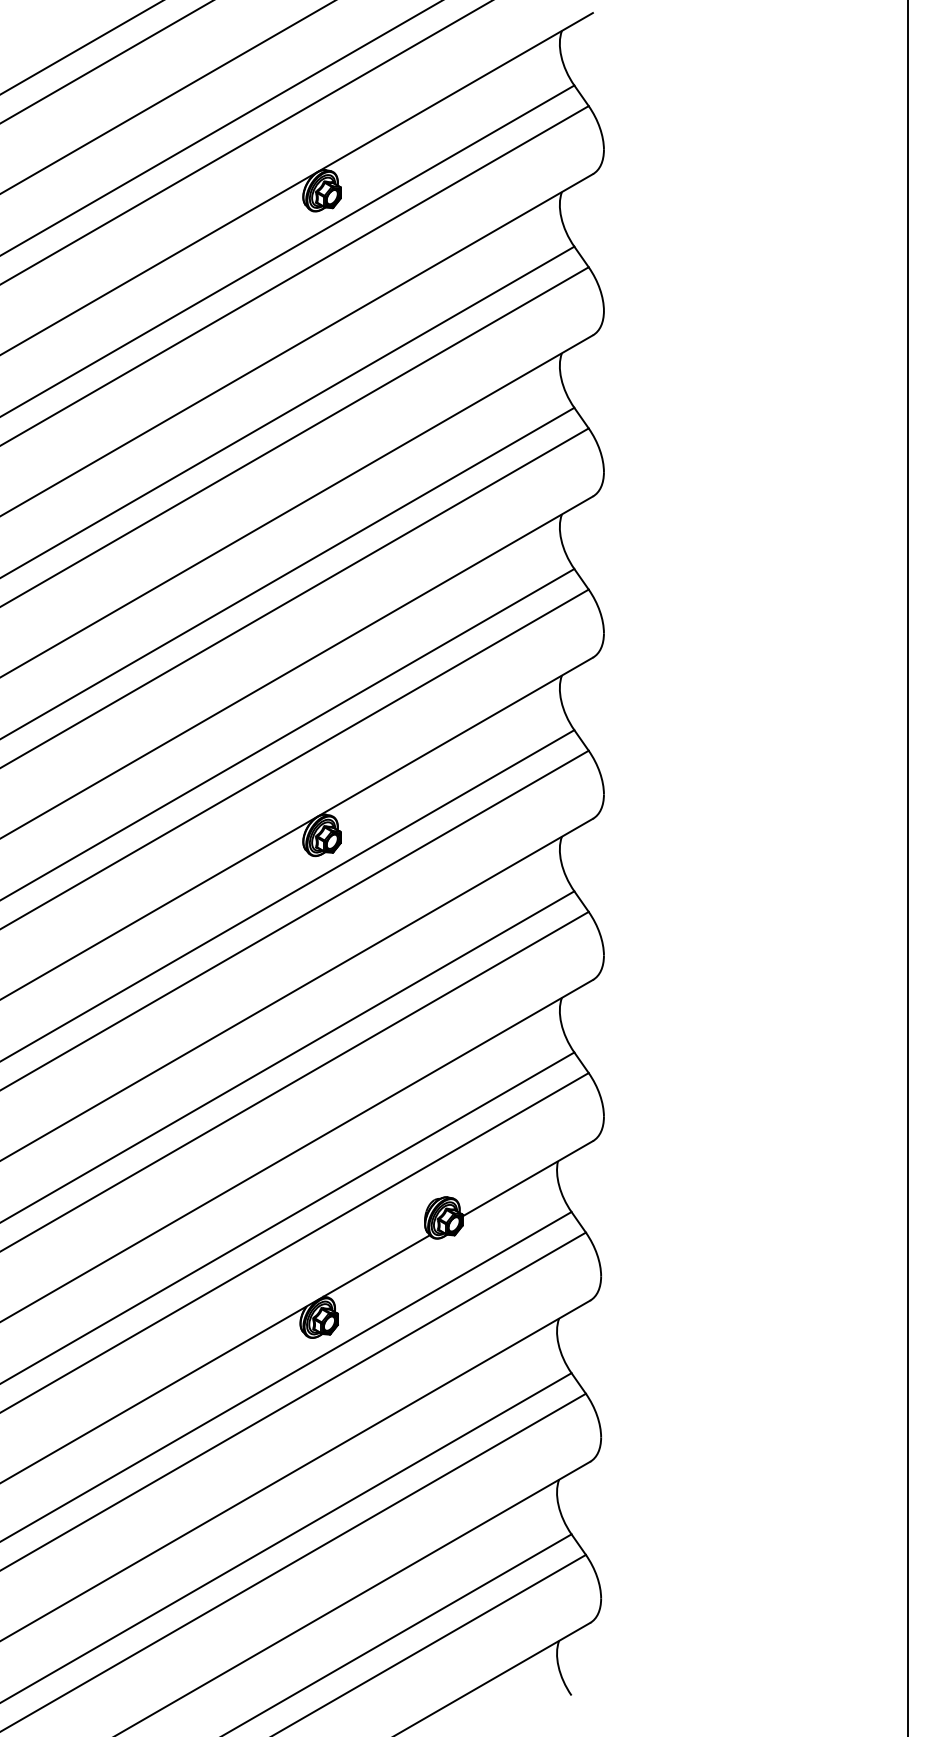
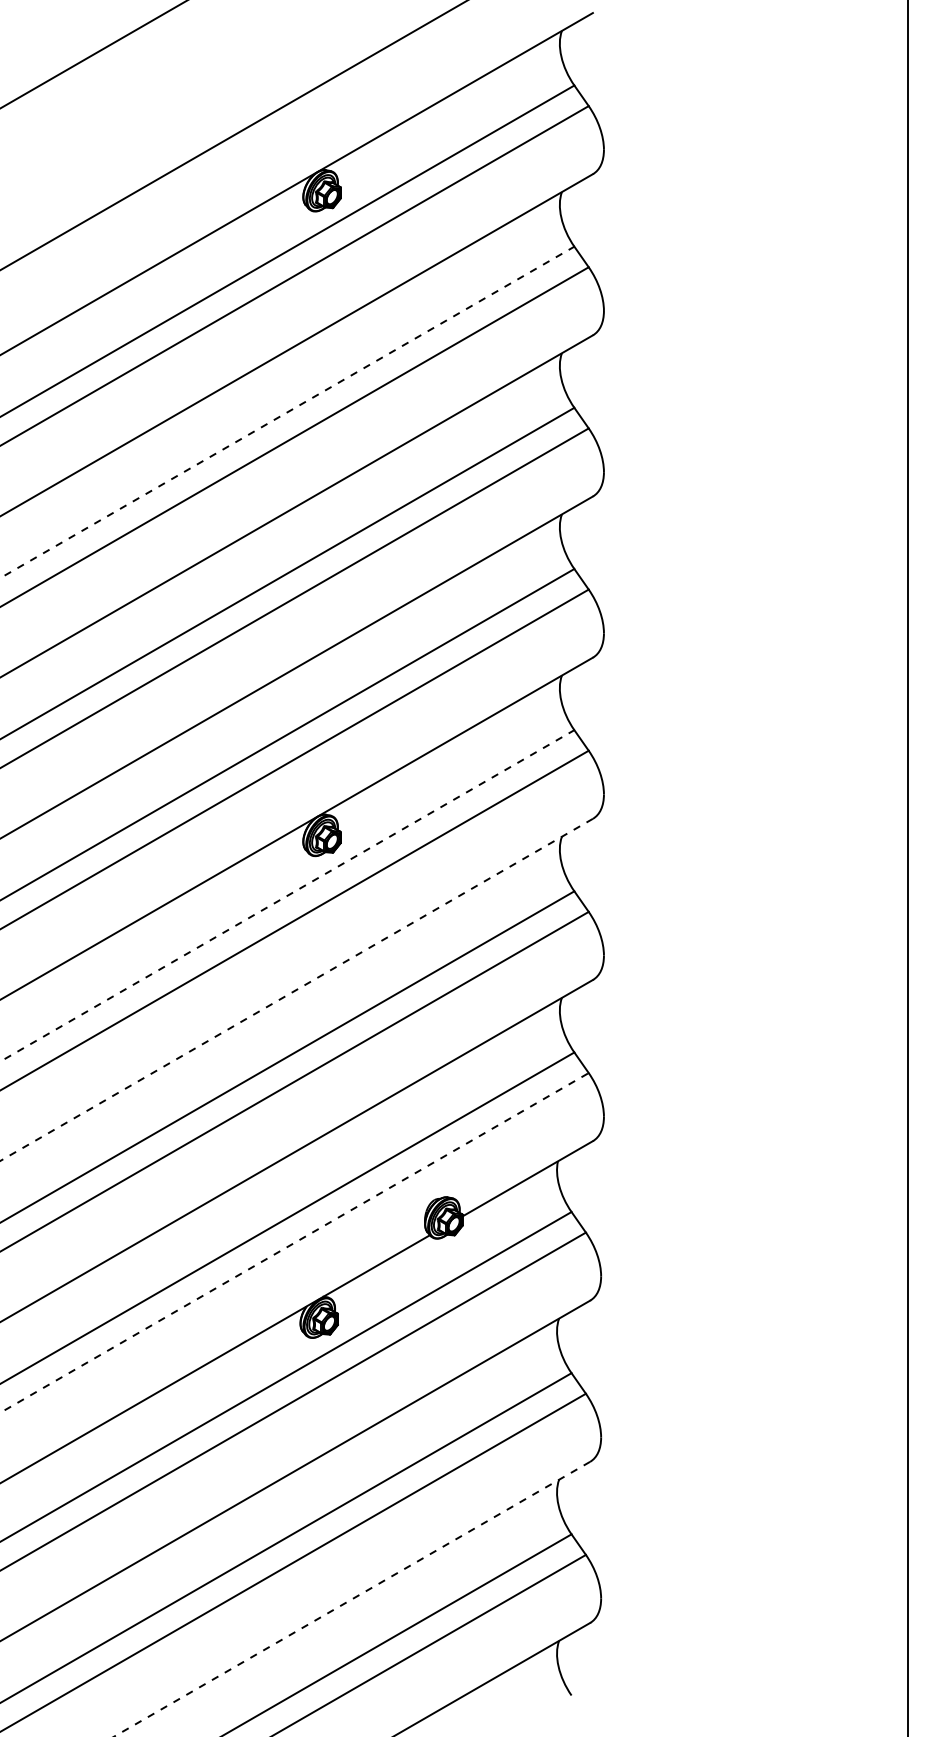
line: present -> none (81, 47)
line position: (106, 62) -> (93, 54) (93, 54)
line: present -> none (167, 97)
line position: (220, 128) -> (233, 135) (233, 135)
line: present -> none (245, 142)
line: solid -> dashed (287, 412)
line: solid -> dashed (287, 895)
line: solid -> dashed (296, 989)
line: solid -> dashed (295, 1242)
line: solid -> dashed (351, 1599)
